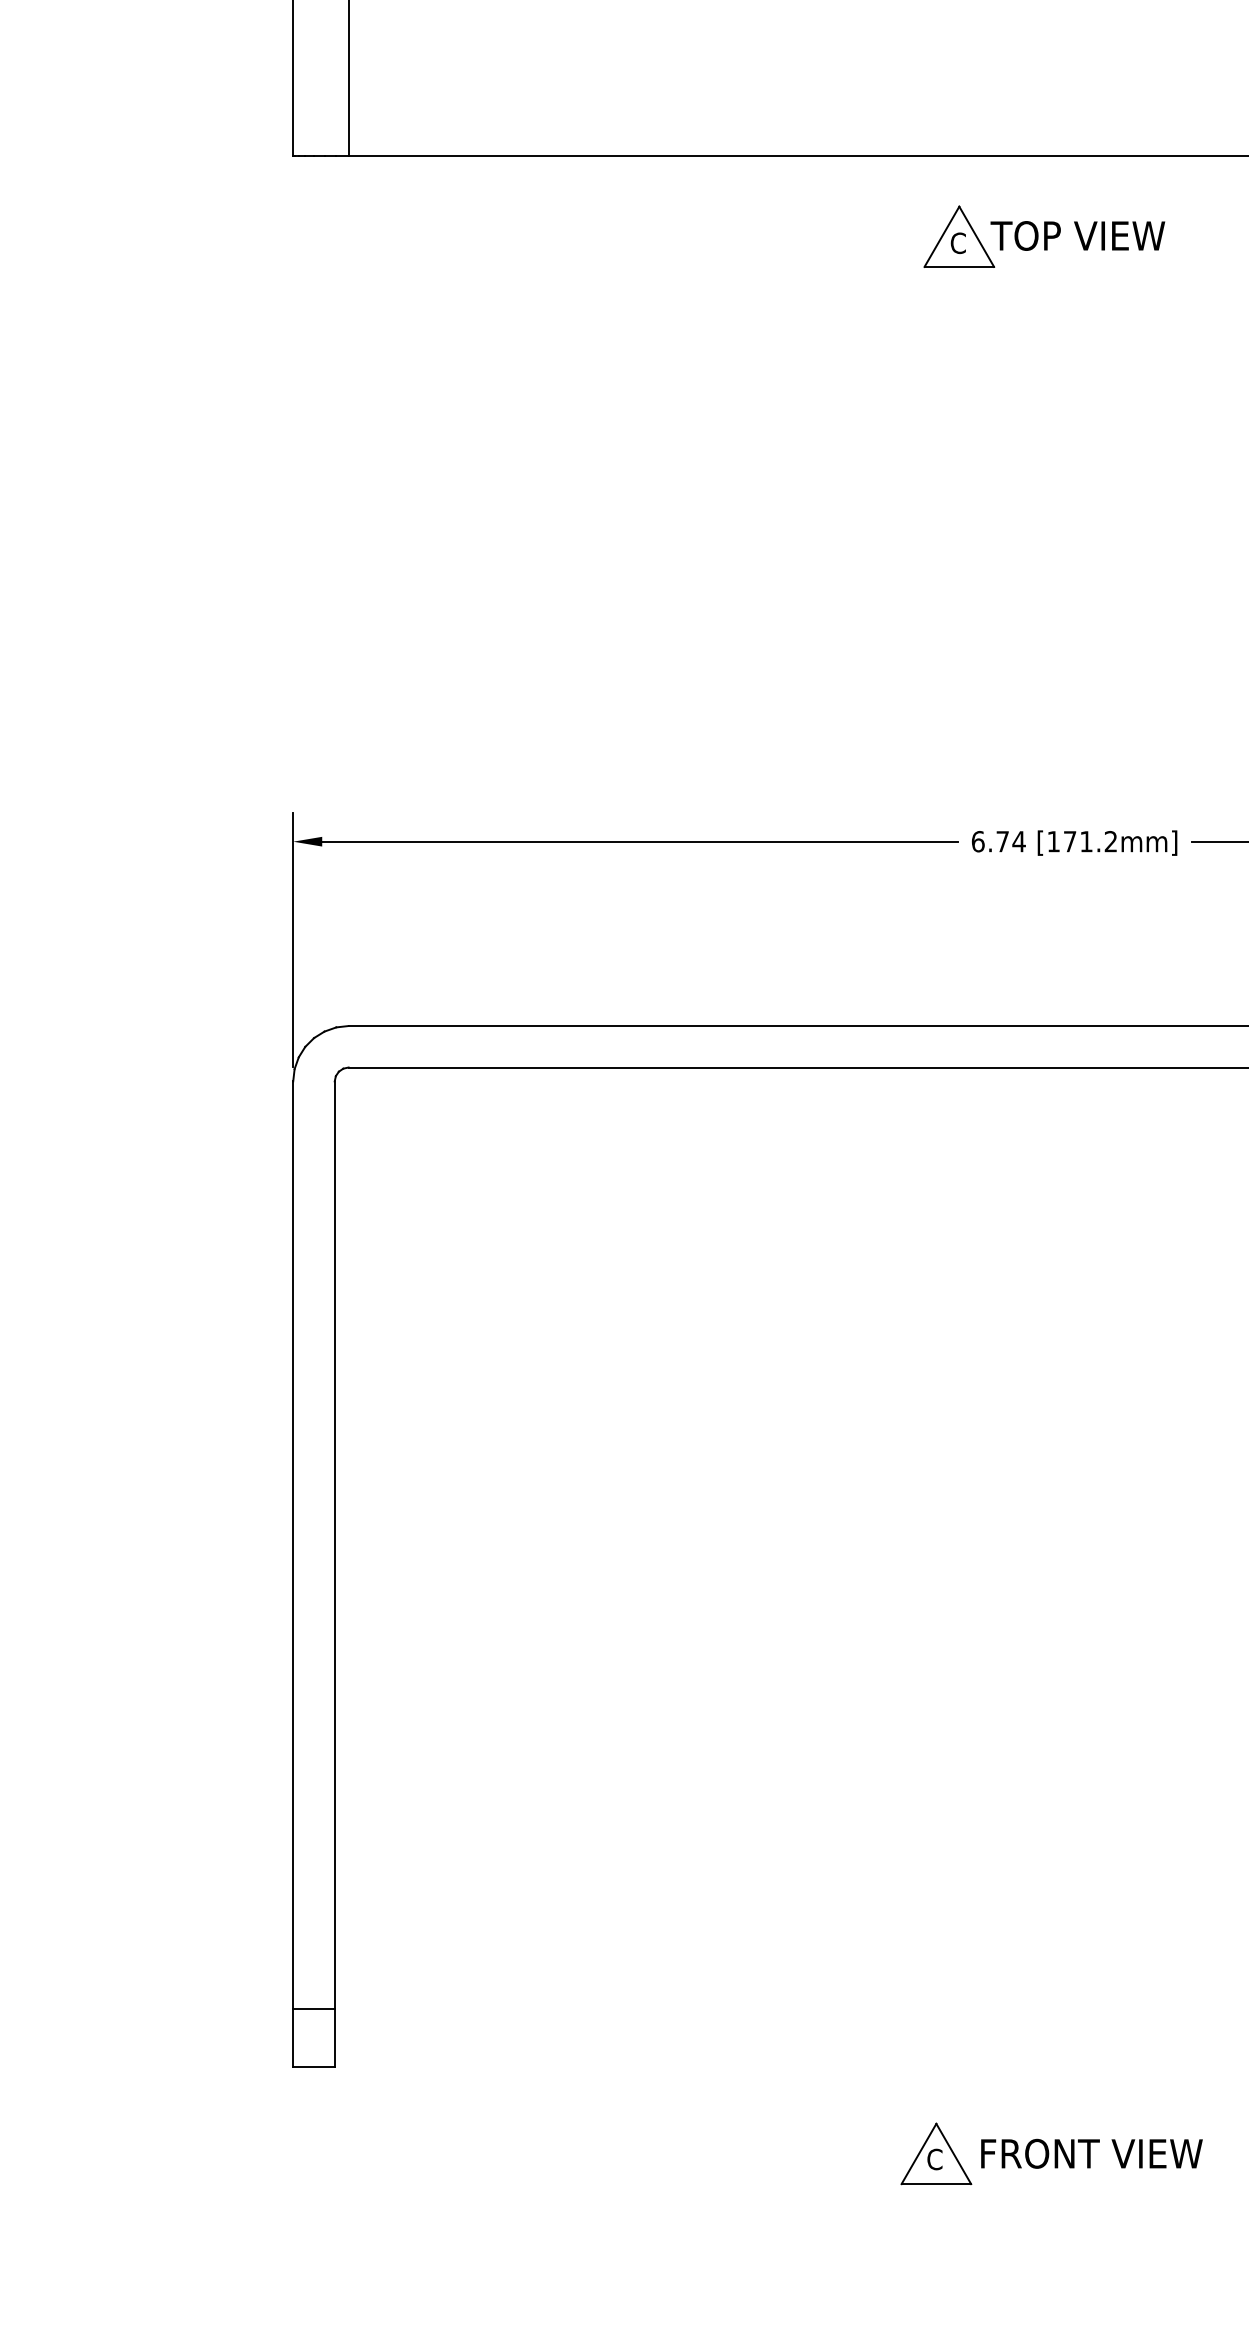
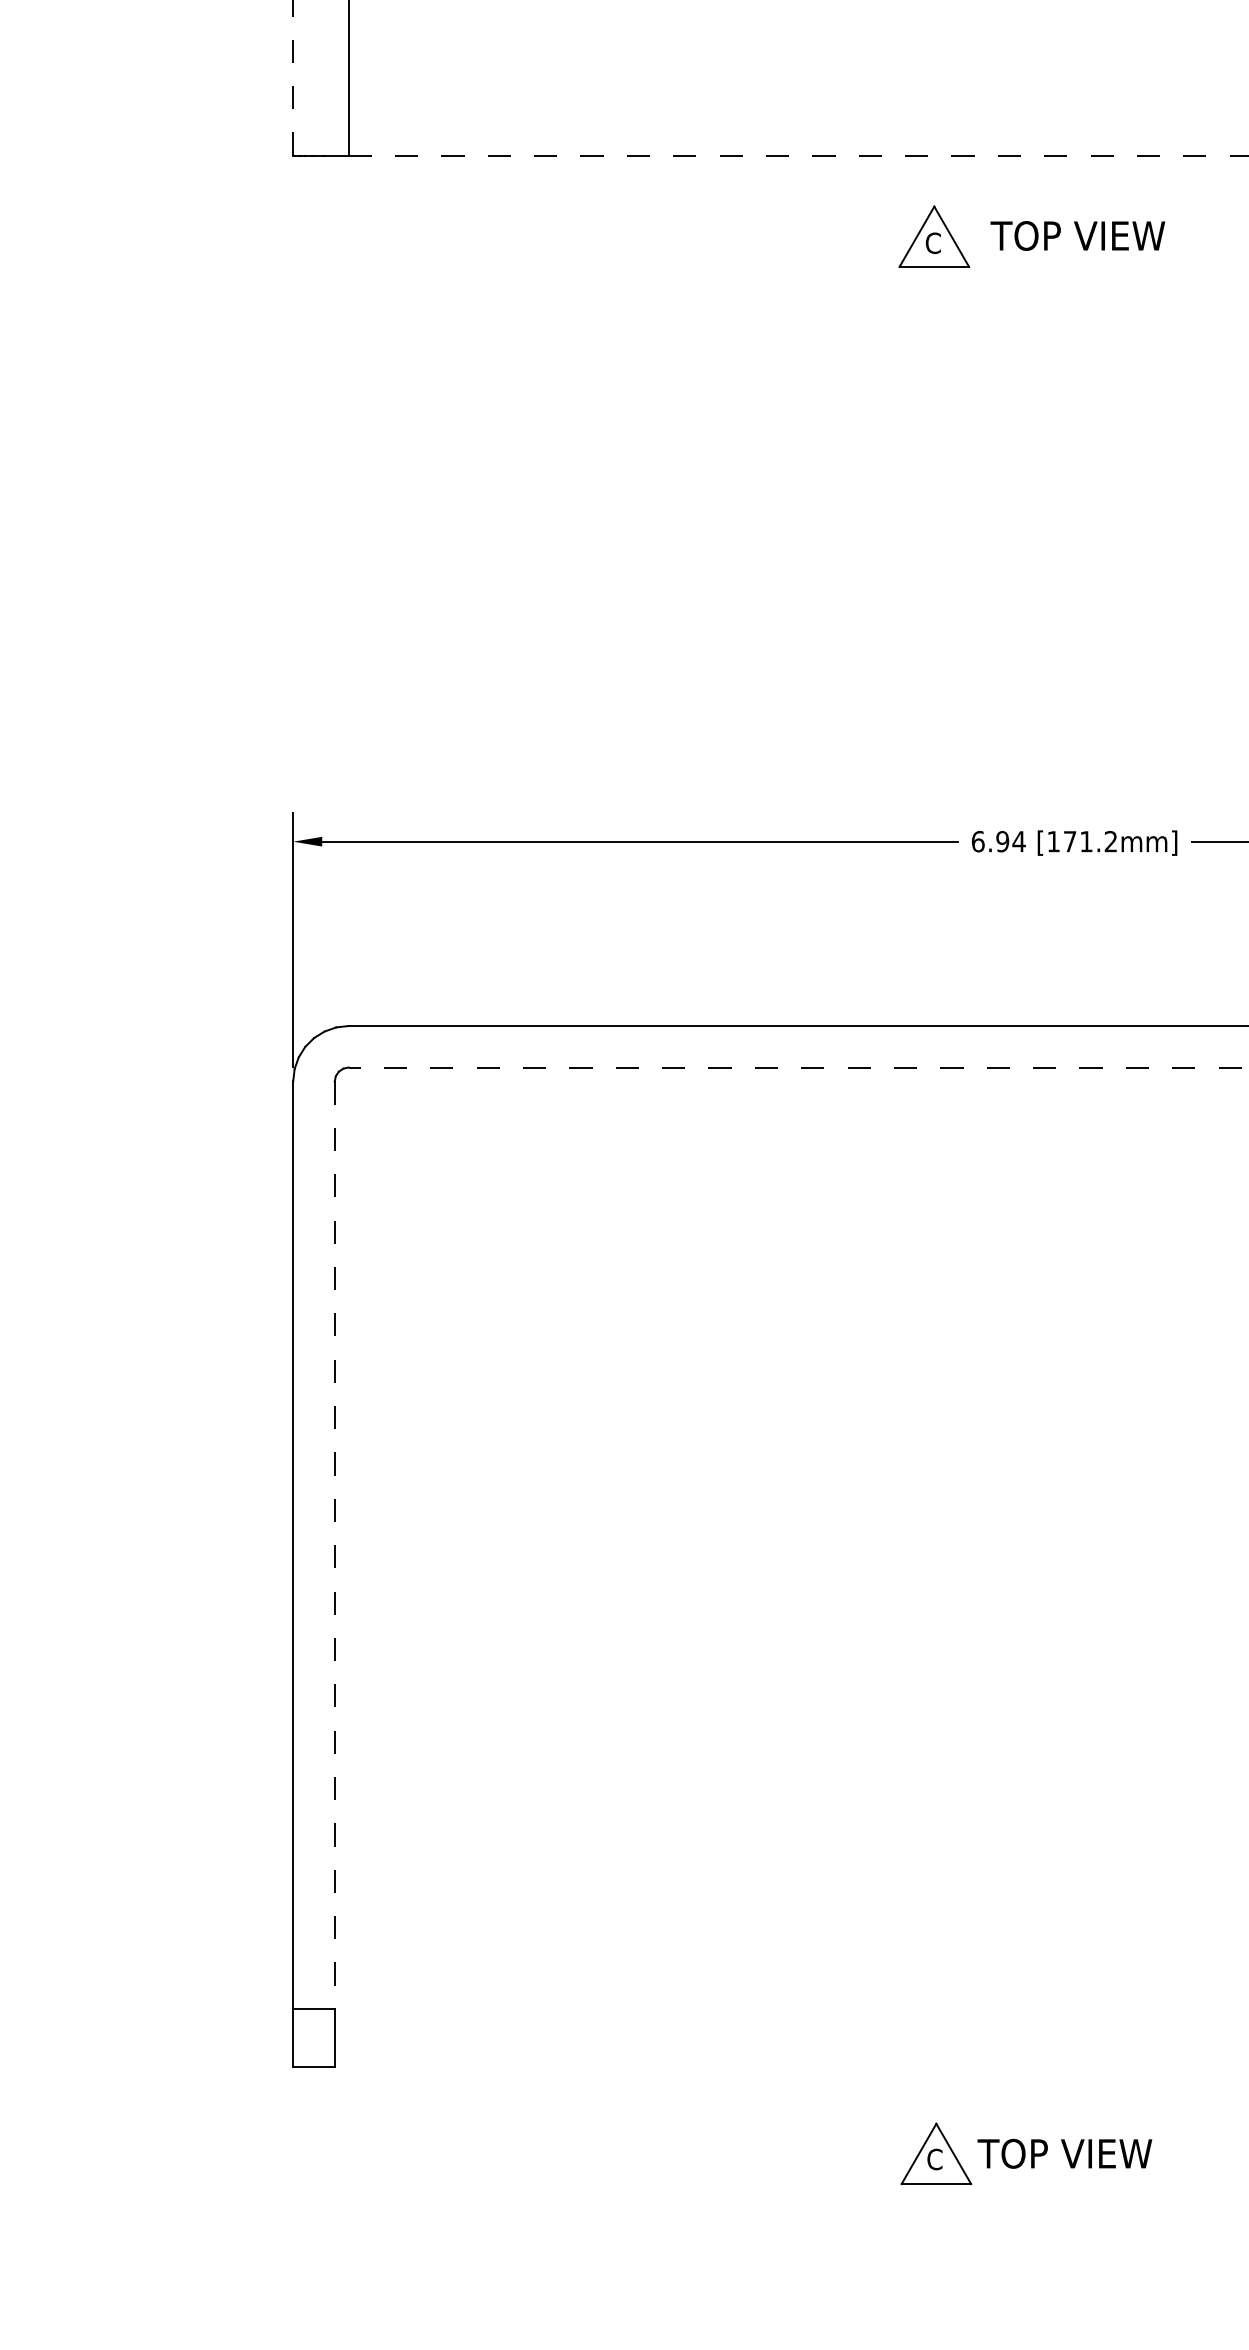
line: solid -> dashed (293, 77)
line: solid -> dashed (798, 155)
part position: (959, 236) -> (934, 236) (934, 236)
text: 6.74 -> 6.94 (1002, 841)
line: solid -> dashed (798, 1067)
line: solid -> dashed (334, 1545)
text: FRONT VIEW -> TOP VIEW (1089, 2153)
